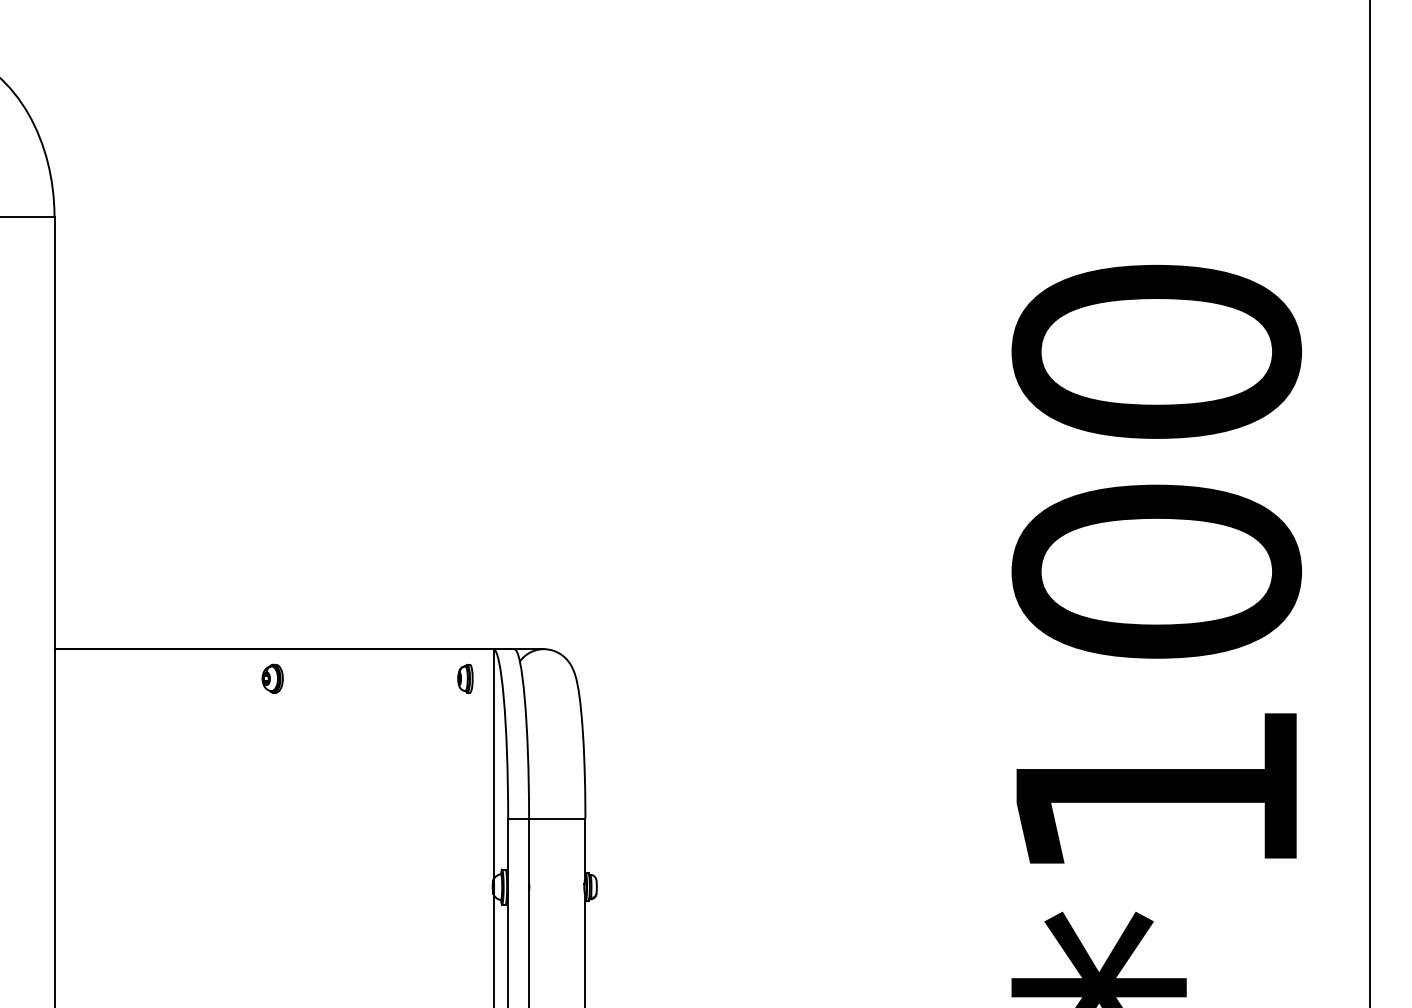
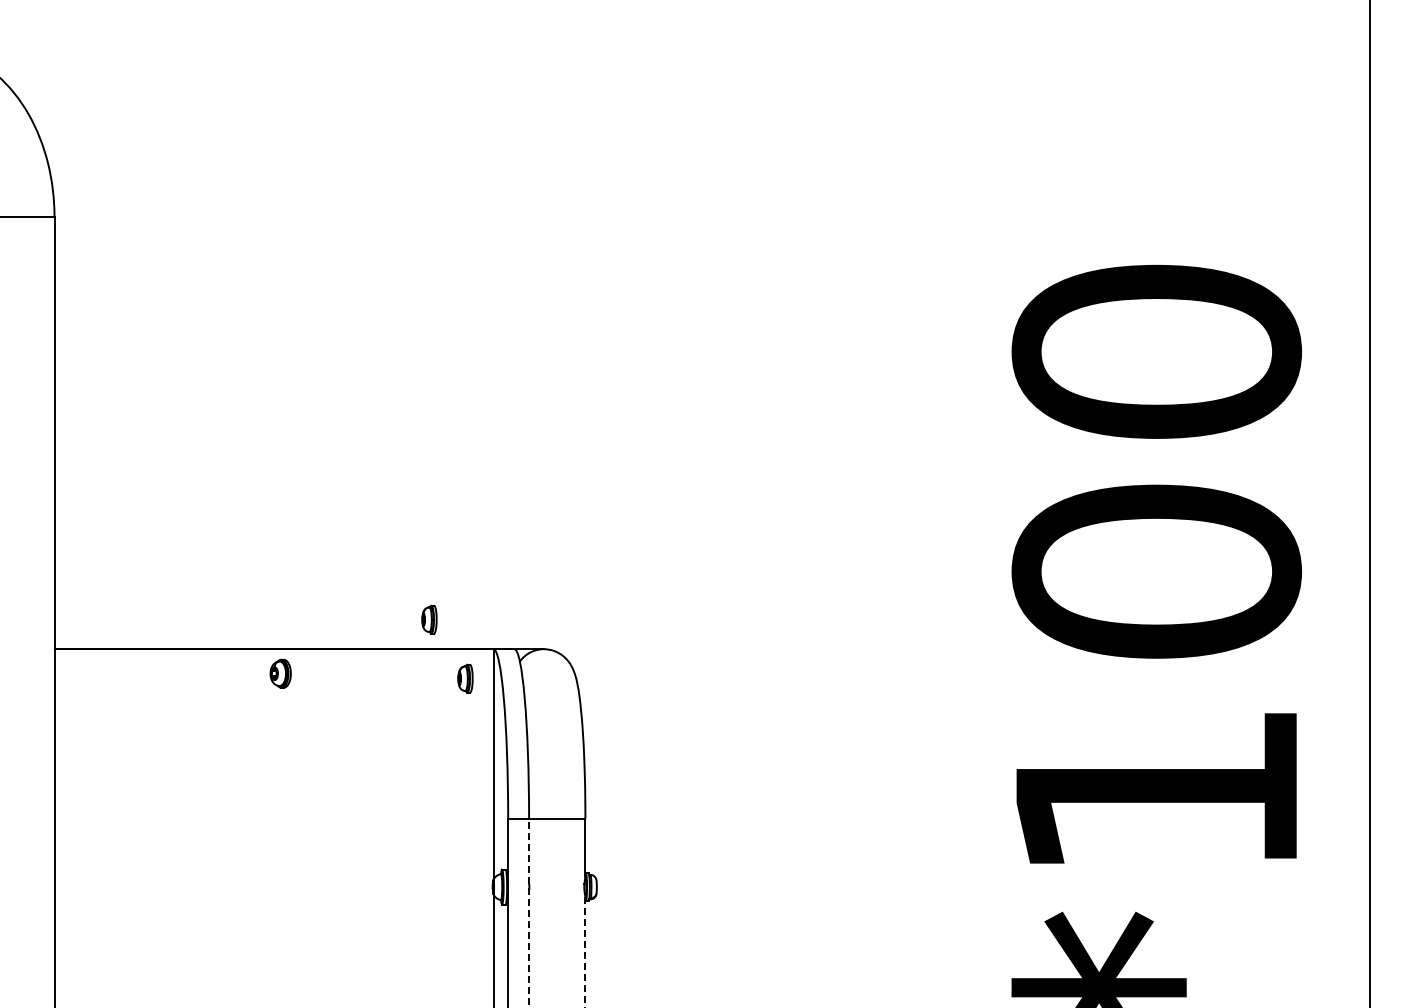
part: none -> present (429, 619)
part position: (272, 678) -> (280, 673) (280, 673)
line: solid -> dashed (529, 912)
line: solid -> dashed (585, 952)
